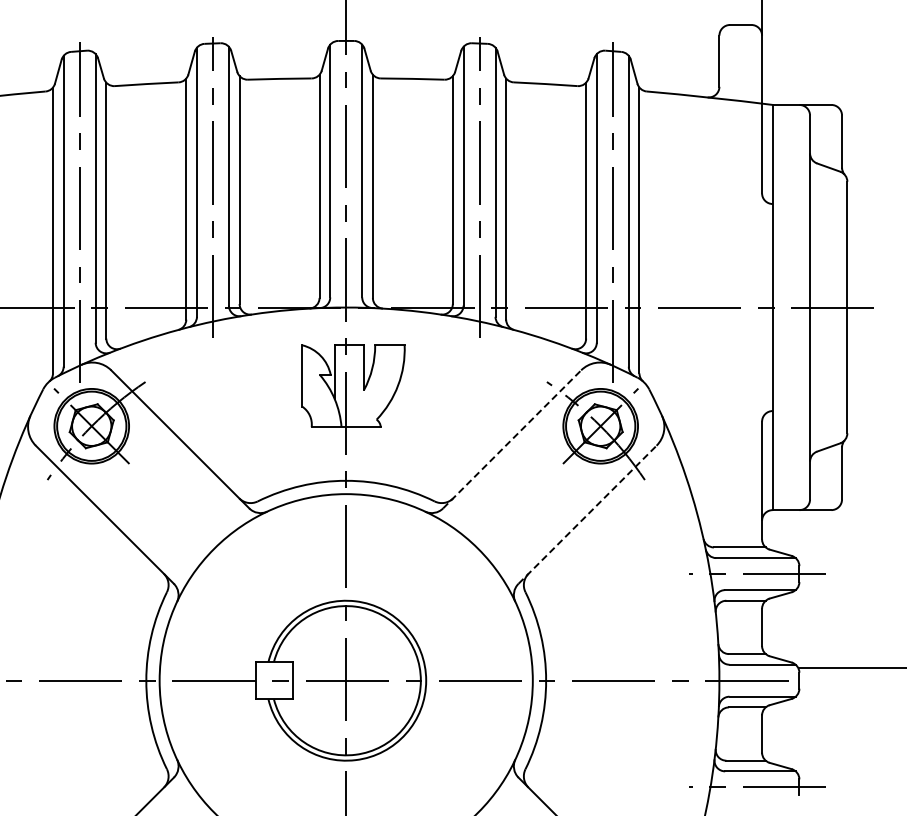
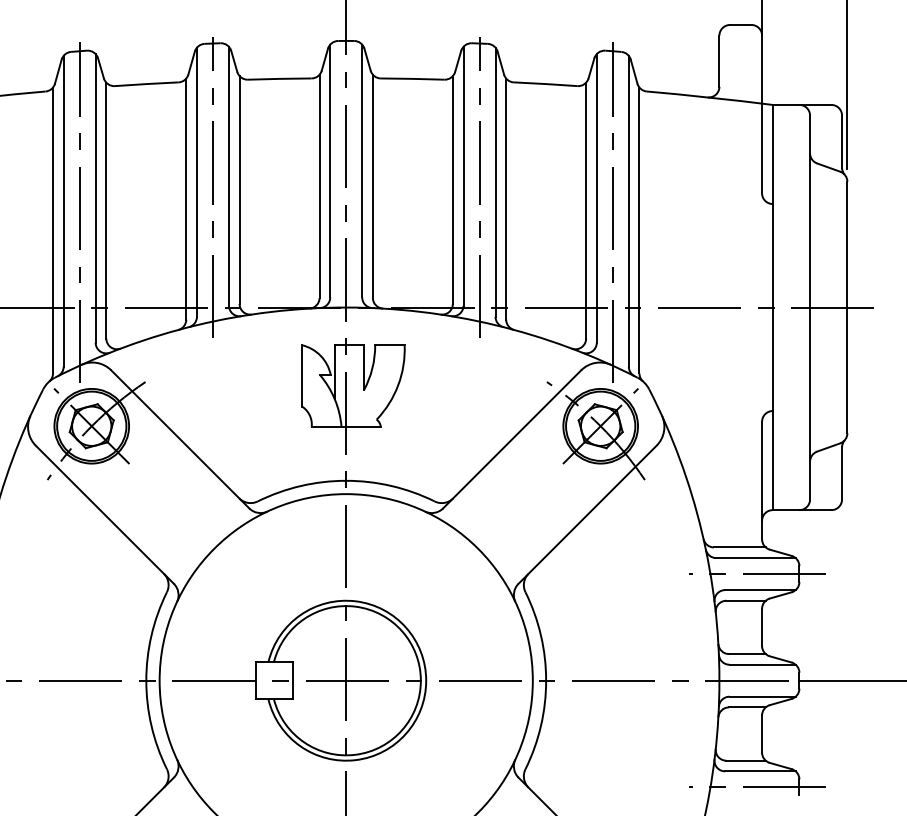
line: none -> present (847, 85)
line: dashed -> solid (512, 439)
line: dashed -> solid (587, 514)
line position: (851, 667) -> (851, 680) (851, 680)
